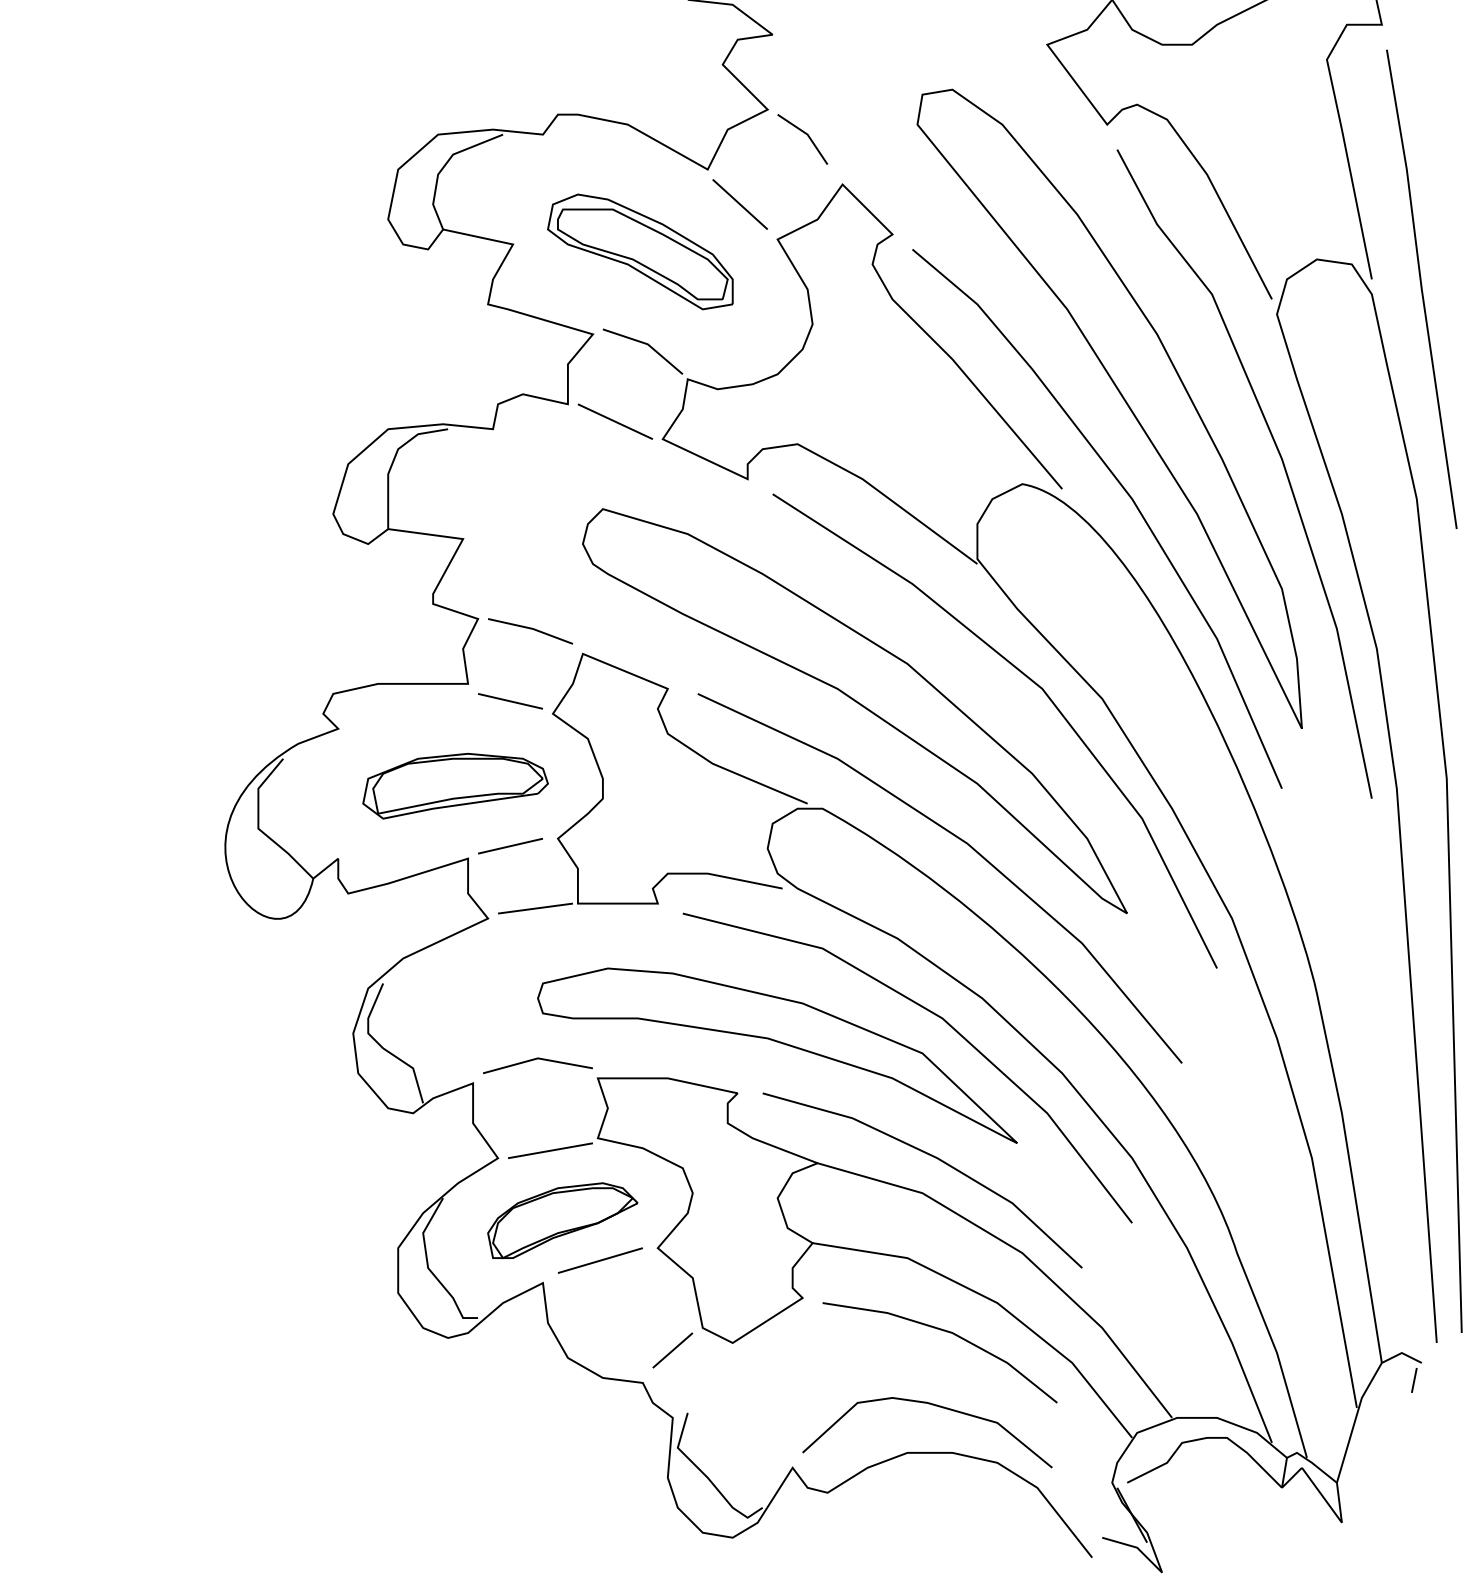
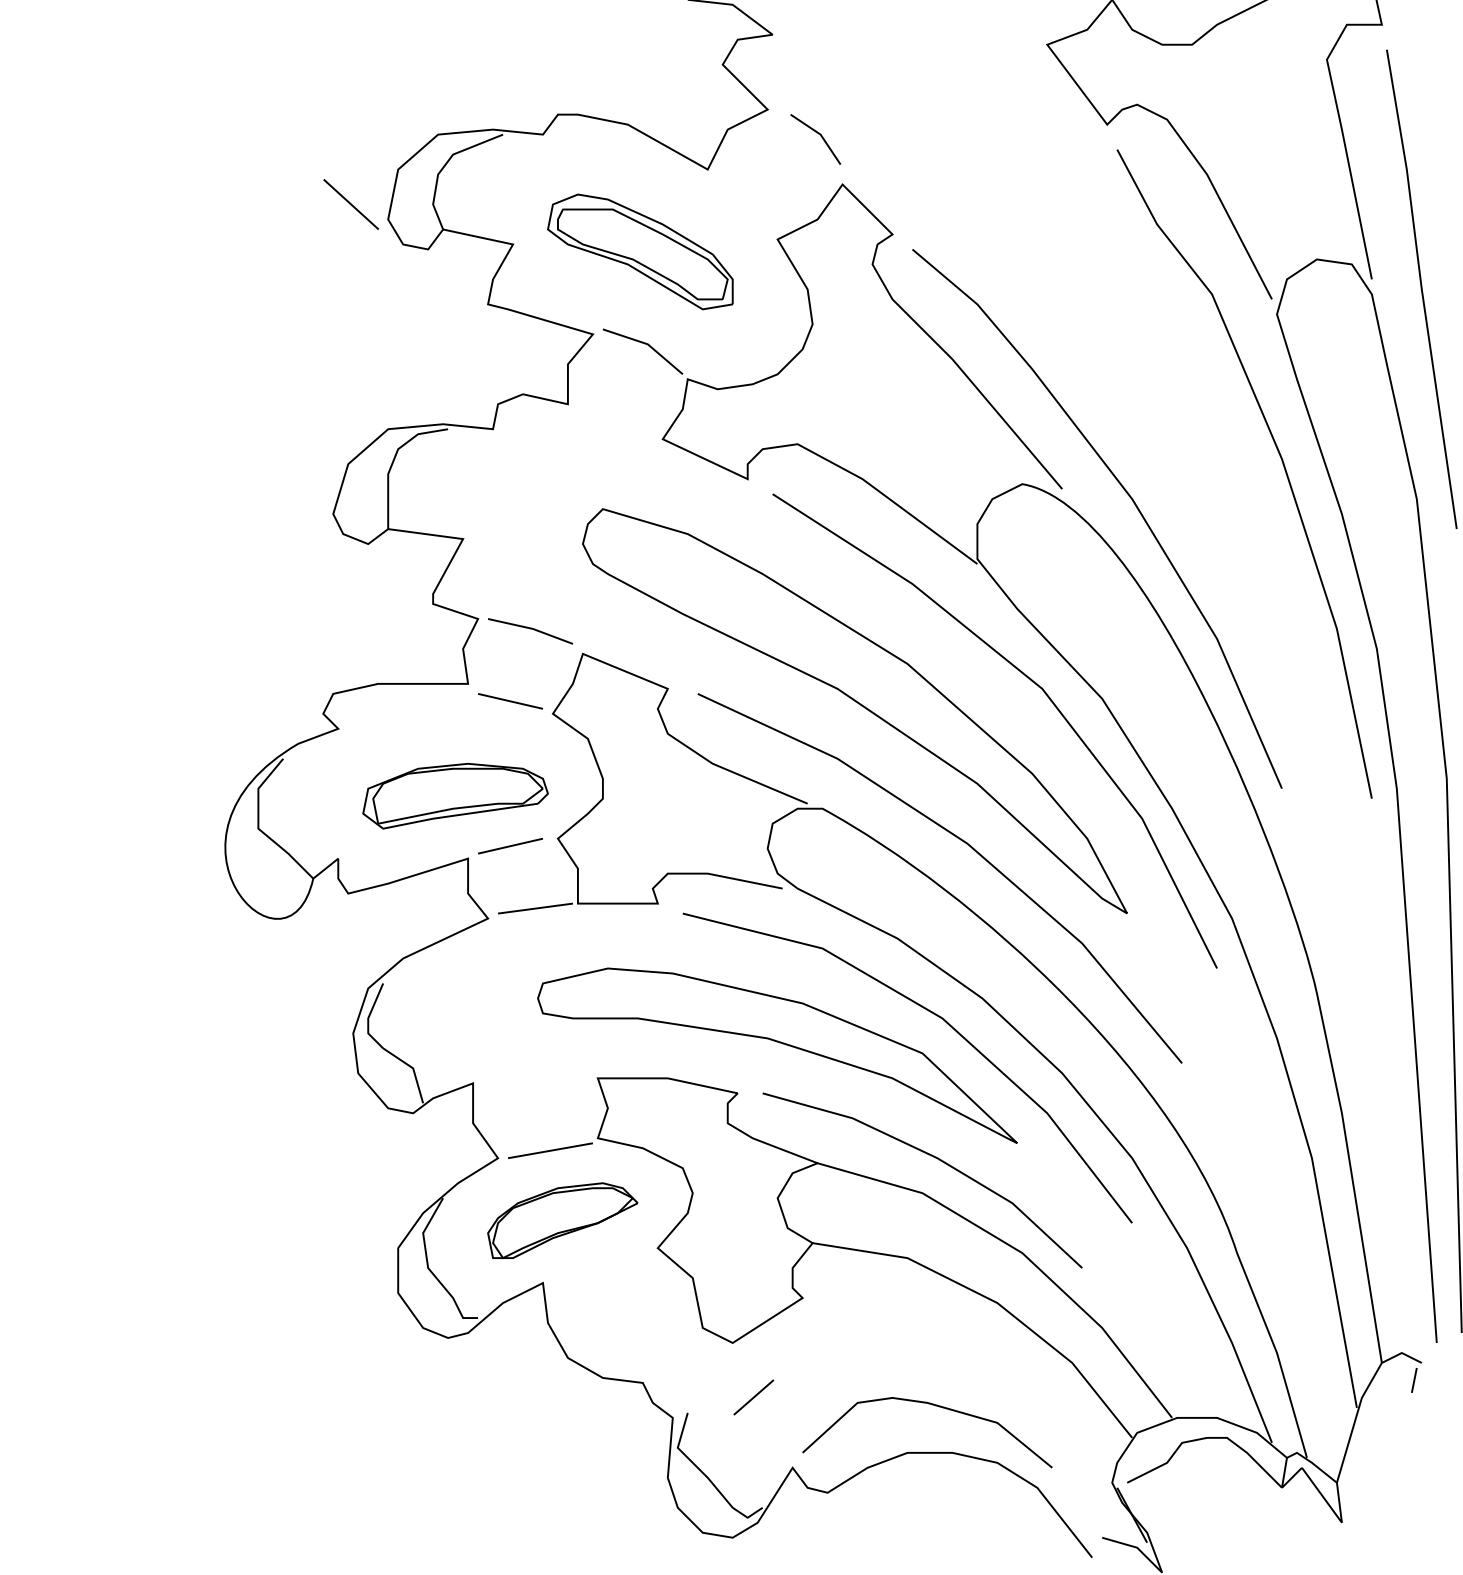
curve position: (805, 134) -> (818, 134) (818, 134)
line position: (739, 204) -> (350, 204) (350, 204)
part: present -> none (1122, 398)
line: present -> none (614, 421)
part position: (455, 785) -> (455, 795) (455, 795)
curve: present -> none (534, 1060)
line: present -> none (599, 1260)
curve: present -> none (946, 1332)
line position: (672, 1350) -> (753, 1397) (753, 1397)
